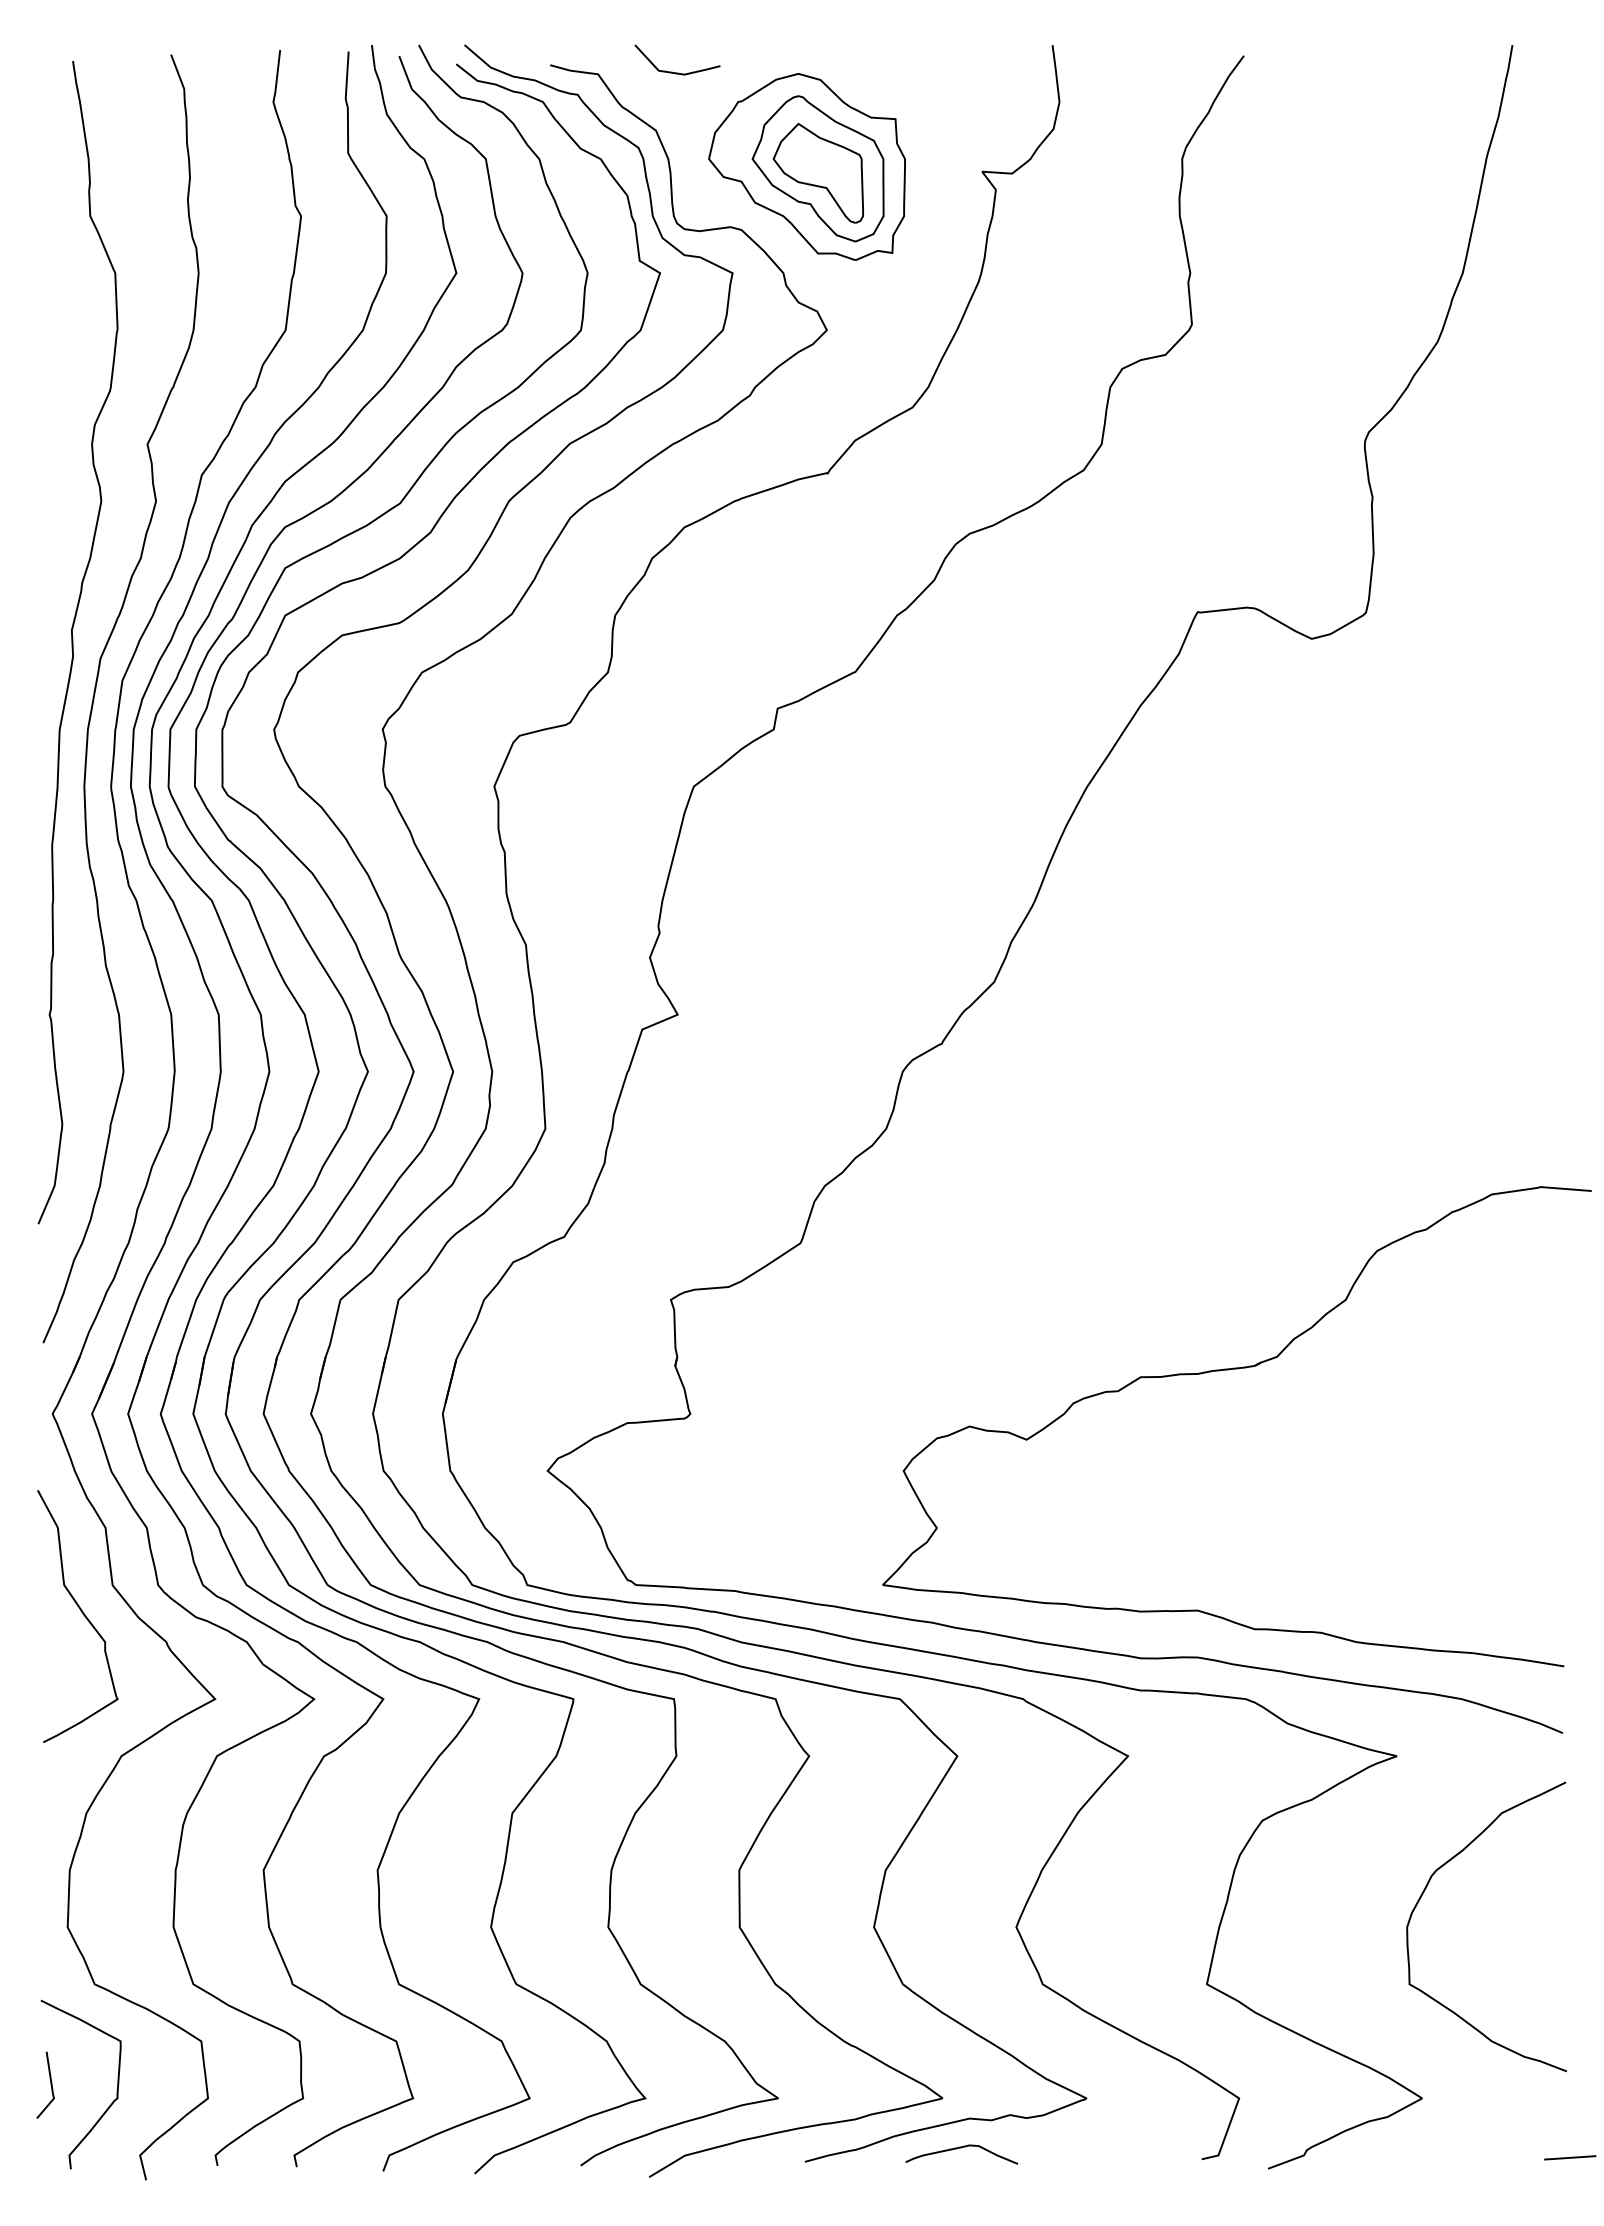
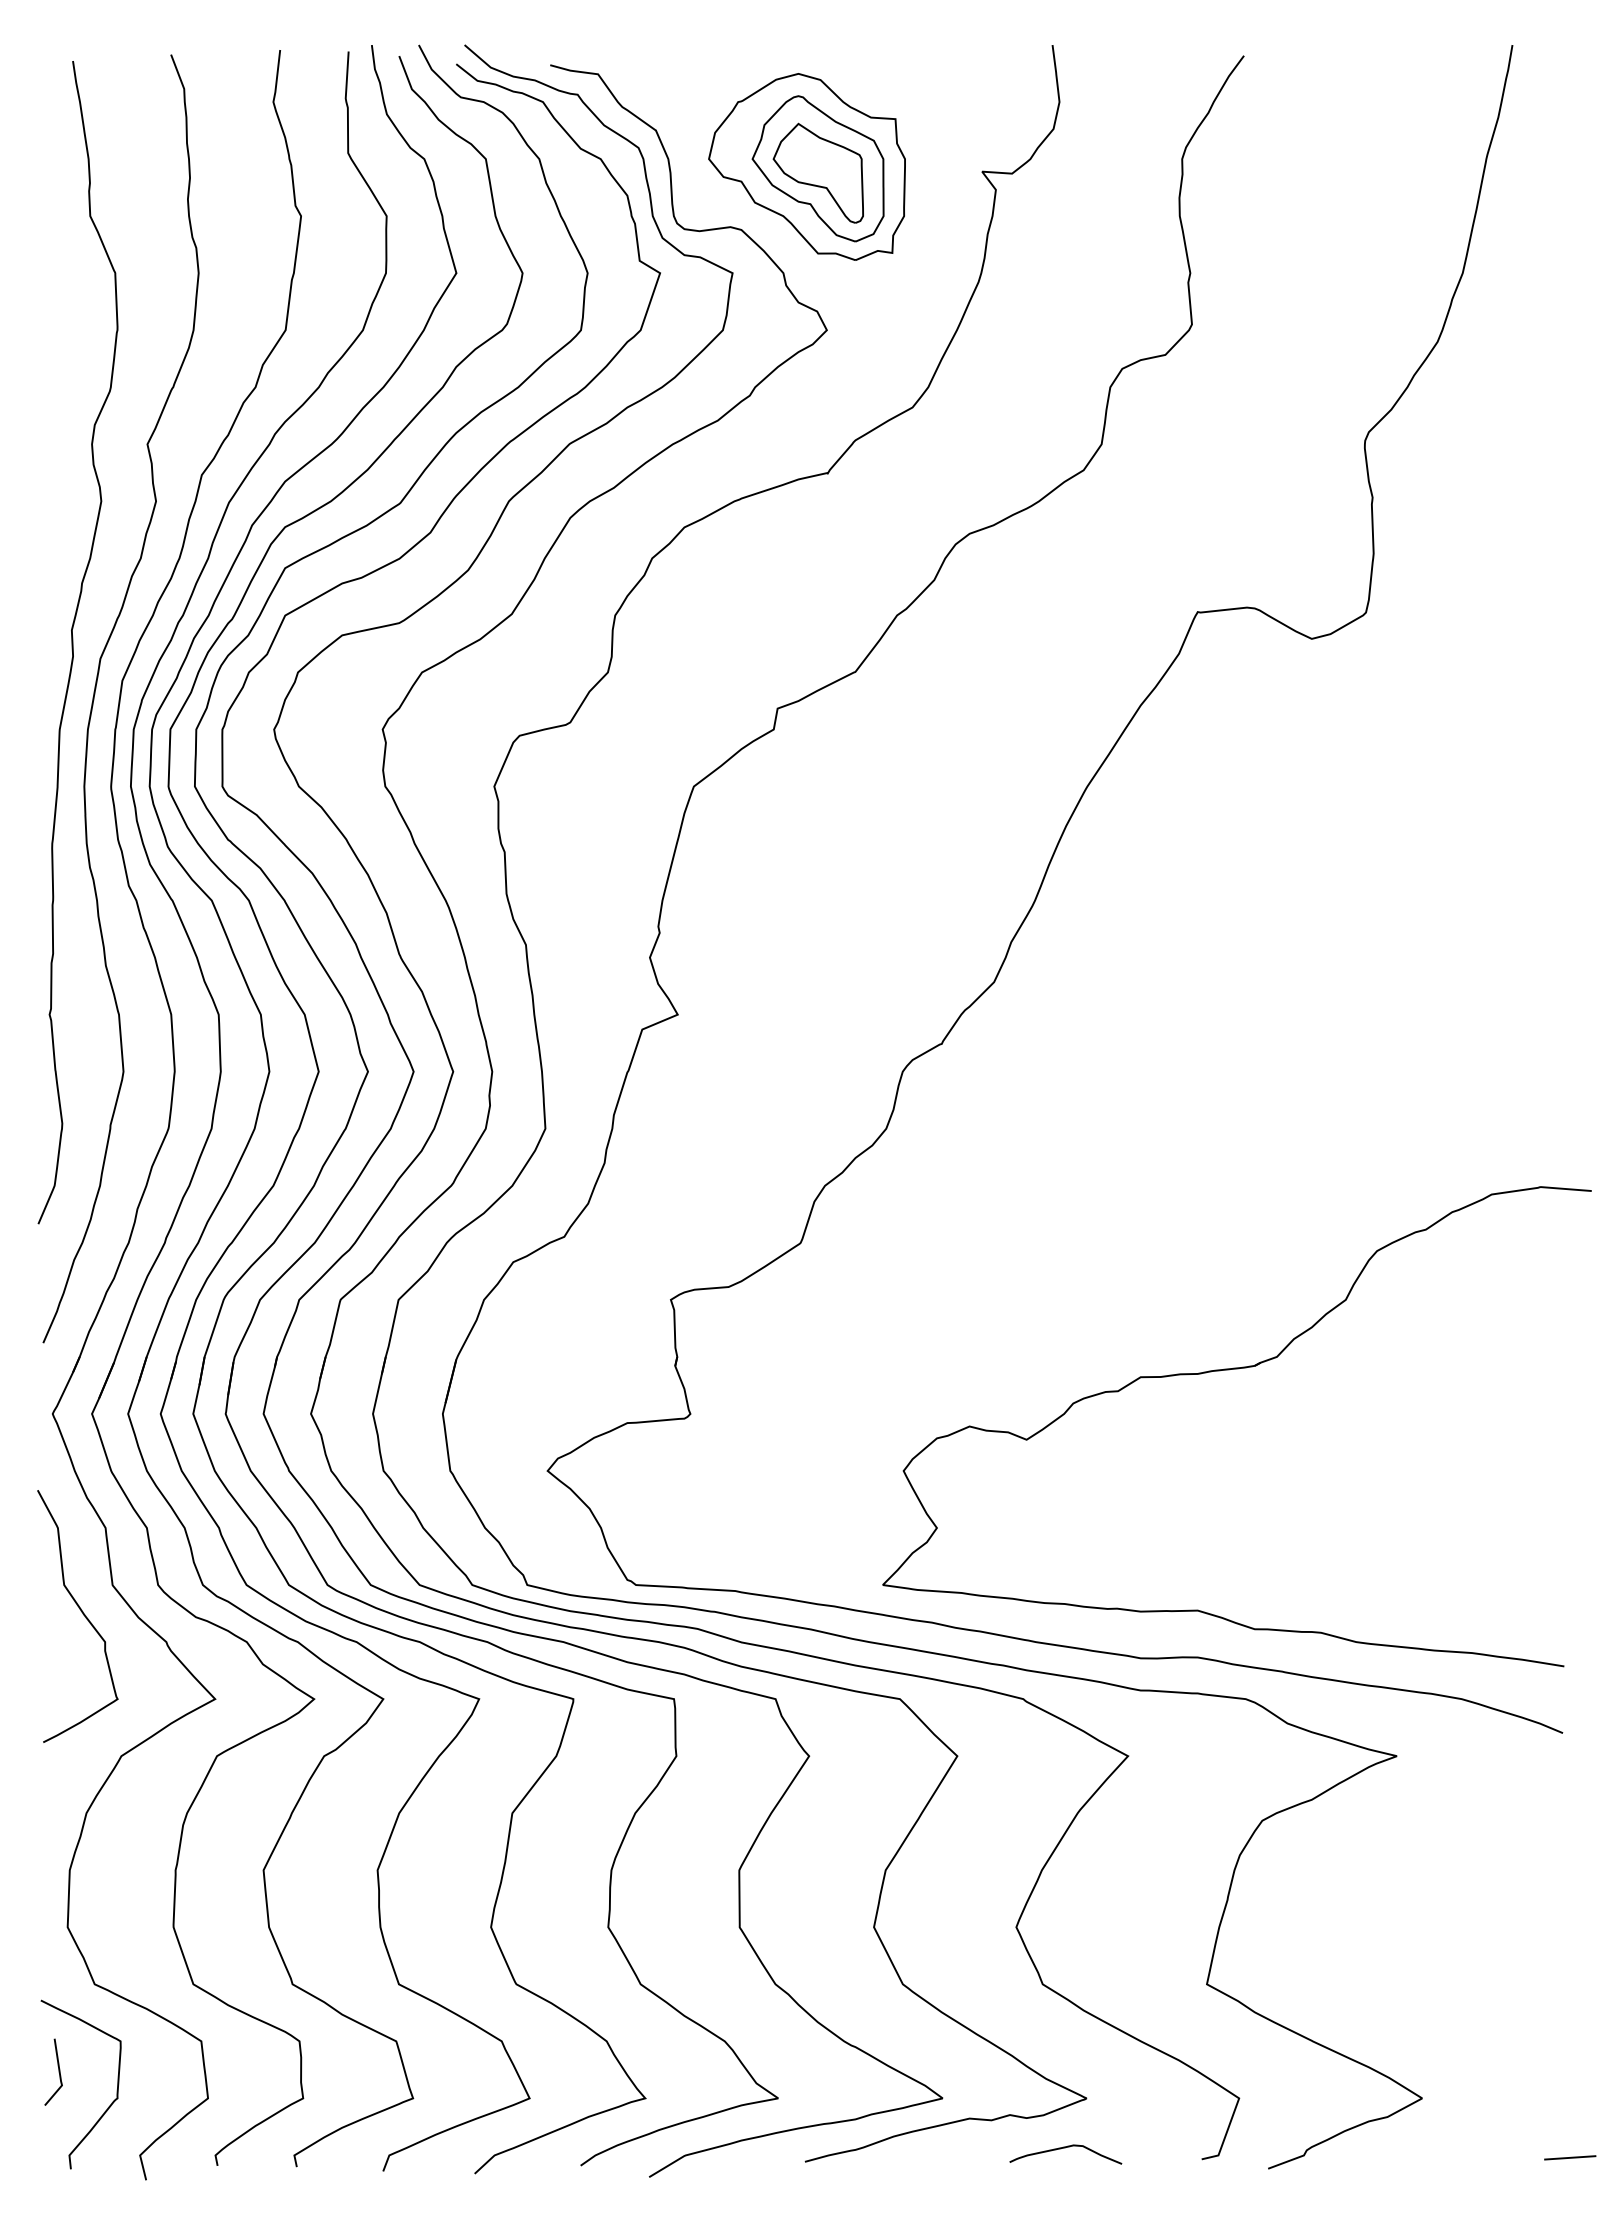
line: present -> none (672, 71)
curve: present -> none (1423, 1894)
line position: (50, 2084) -> (58, 2071) (58, 2071)
curve position: (961, 2148) -> (1065, 2148) (1065, 2148)
